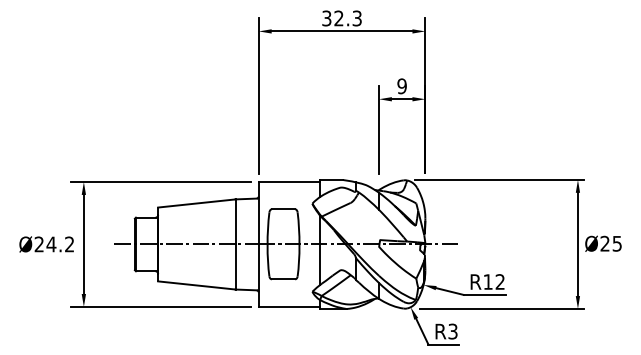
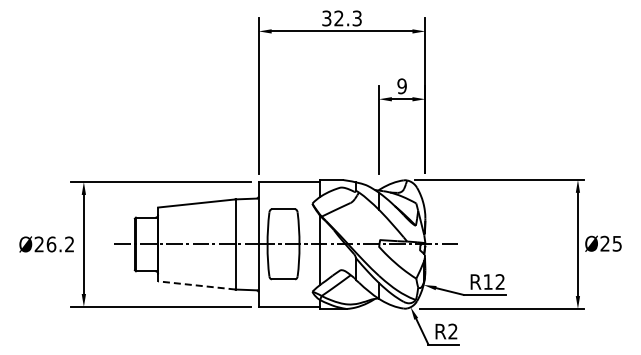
text: Ø24.2 -> Ø26.2 (51, 244)
line: solid -> dashed (196, 285)
text: R3 -> R2 (452, 331)
